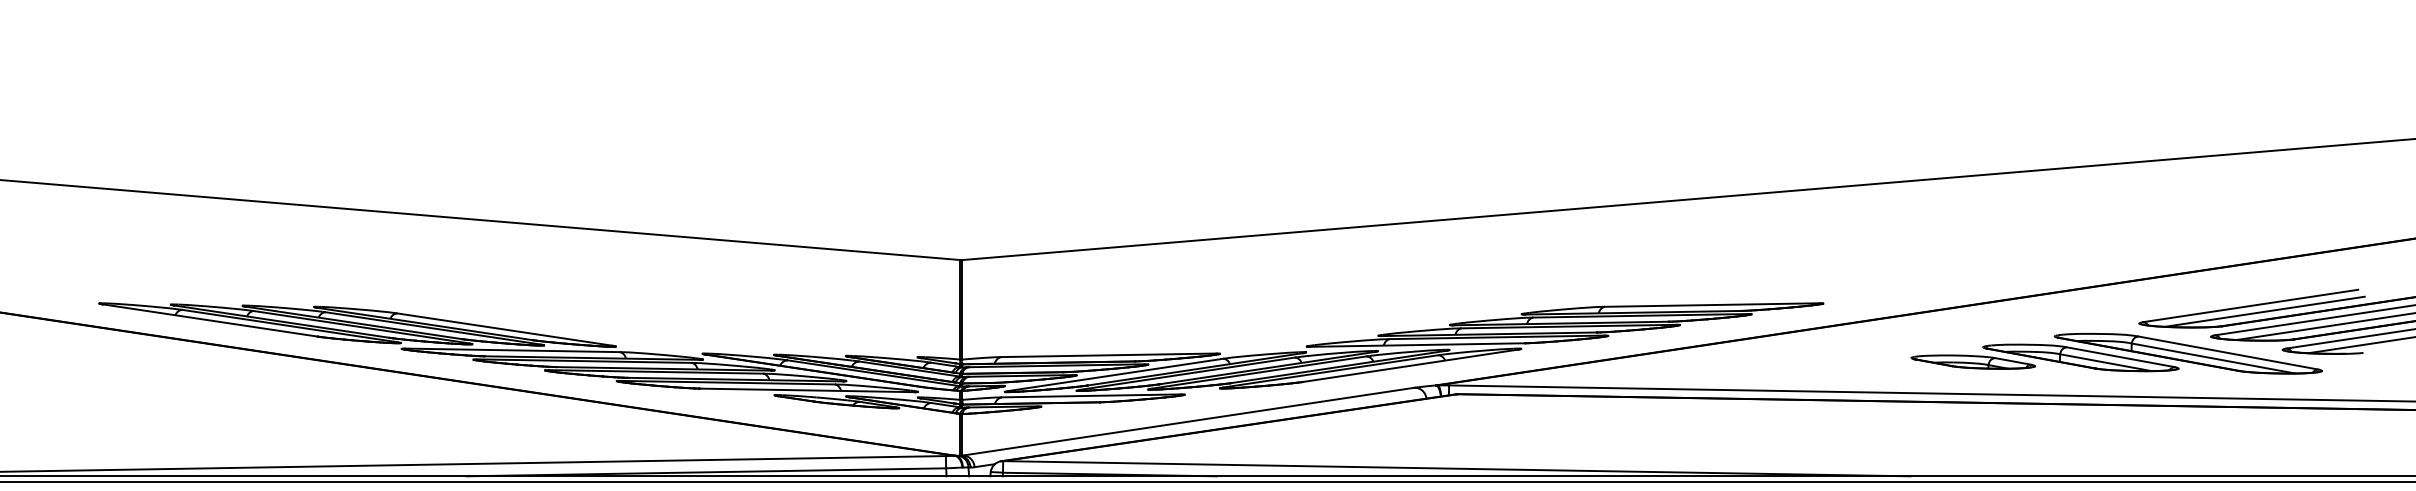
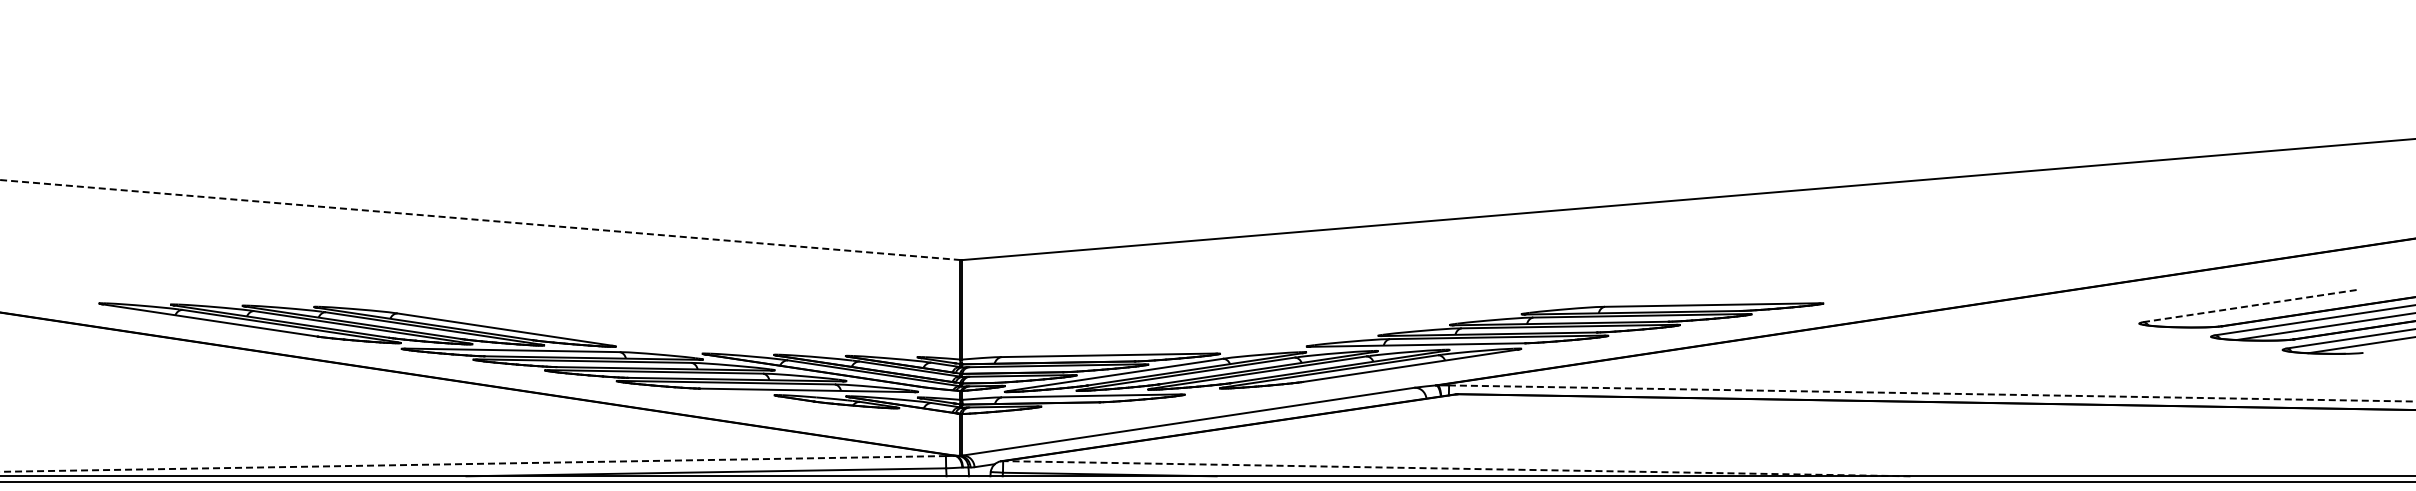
line: solid -> dashed (481, 220)
line: solid -> dashed (2250, 305)
line: present -> none (2264, 311)
part: present -> none (2116, 353)
line: solid -> dashed (1931, 393)
line: solid -> dashed (473, 463)
line: solid -> dashed (1456, 468)
